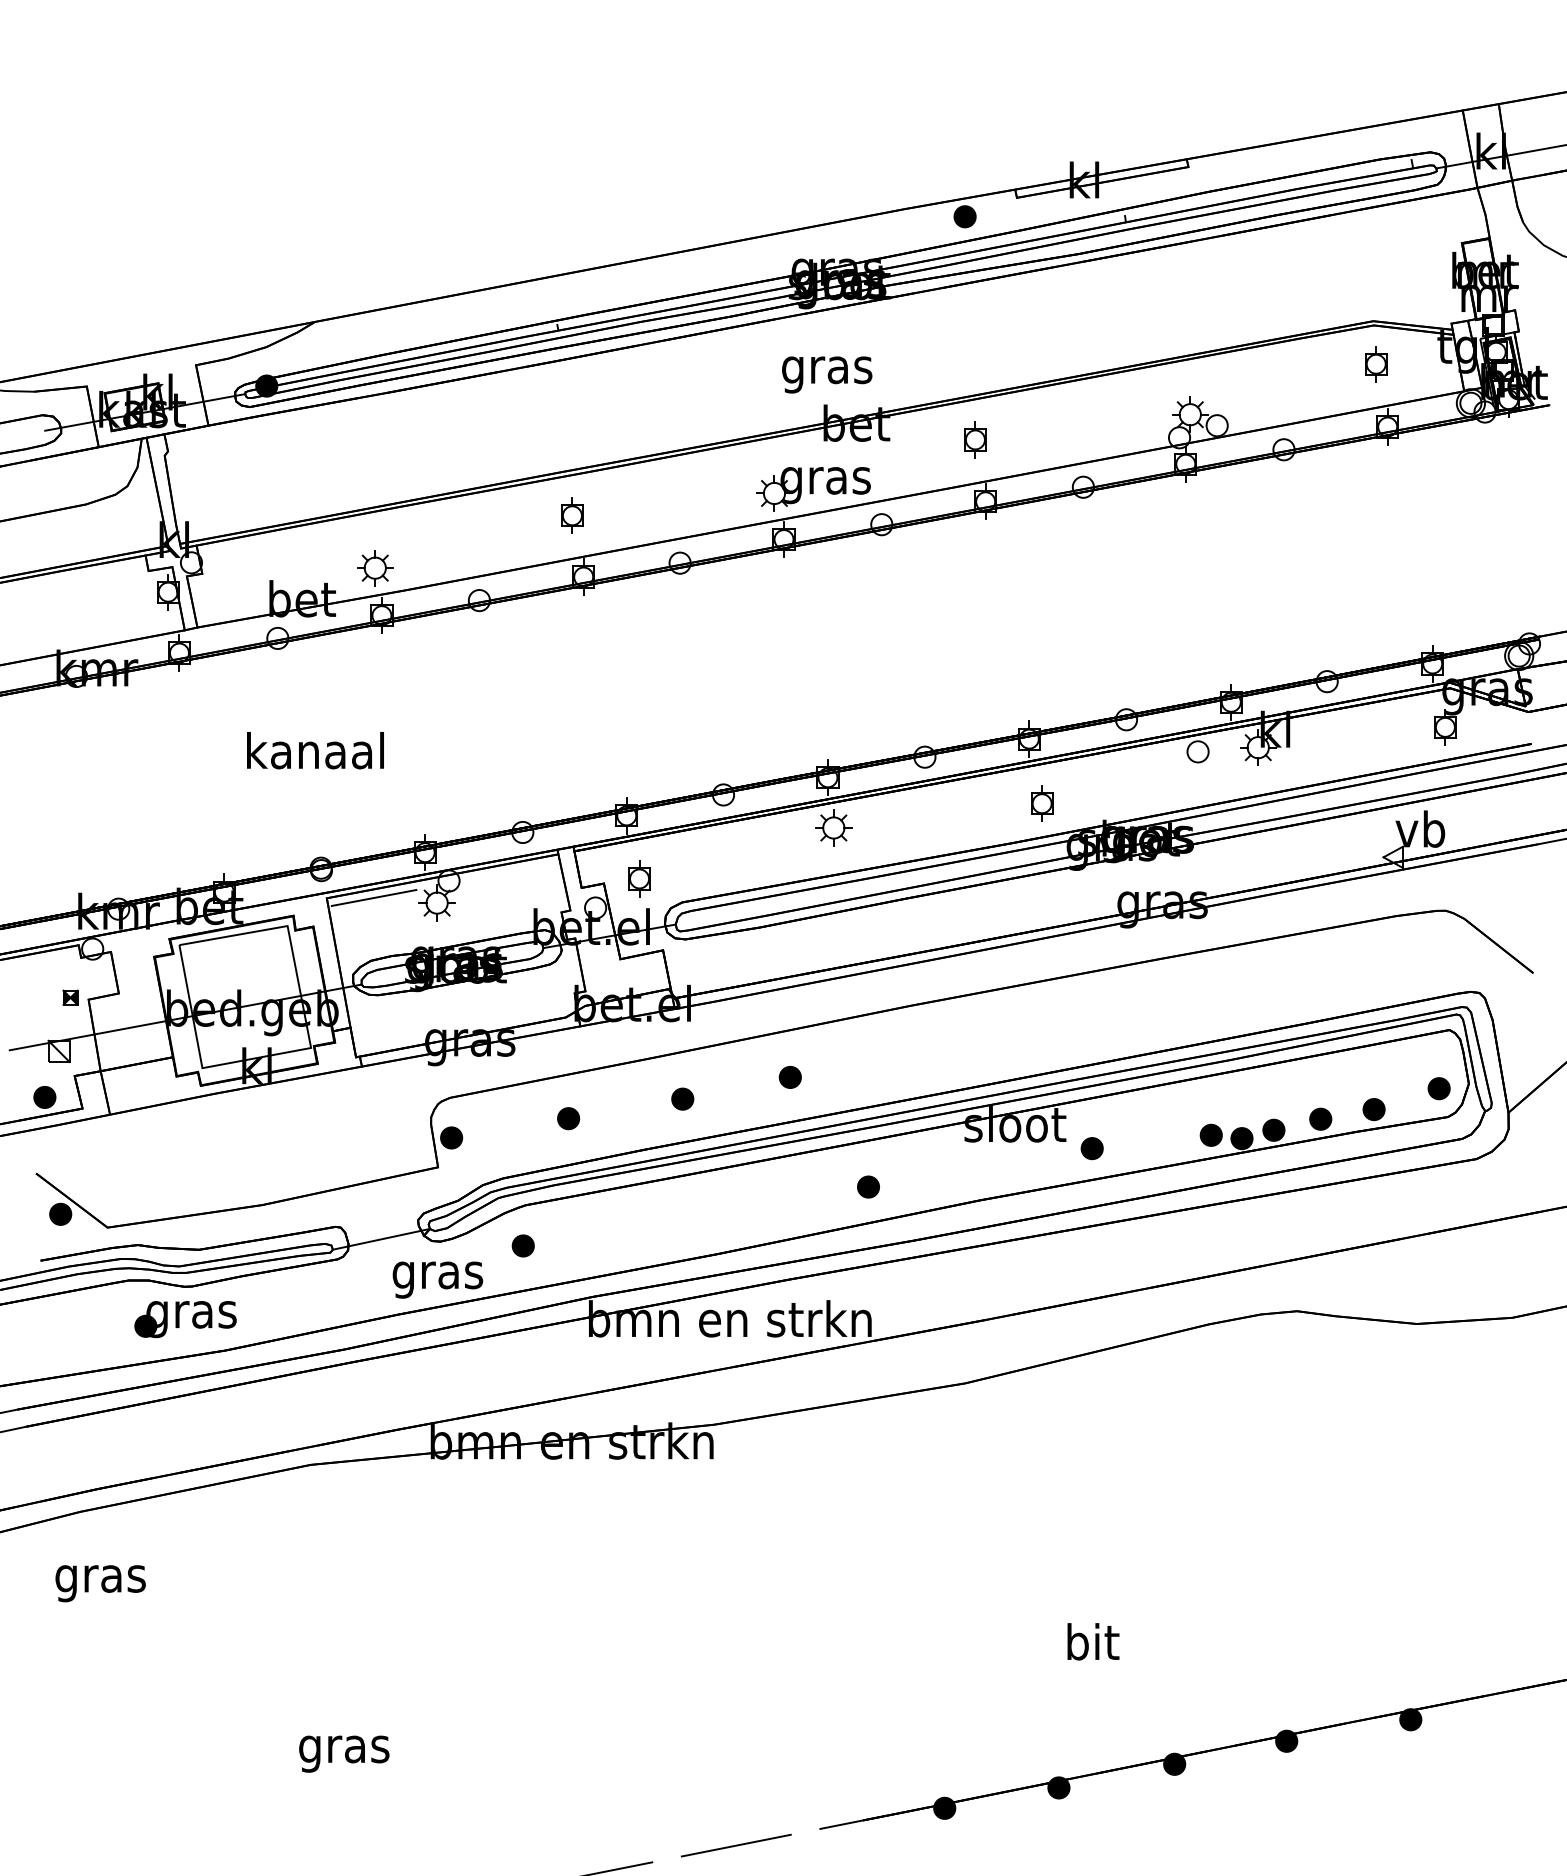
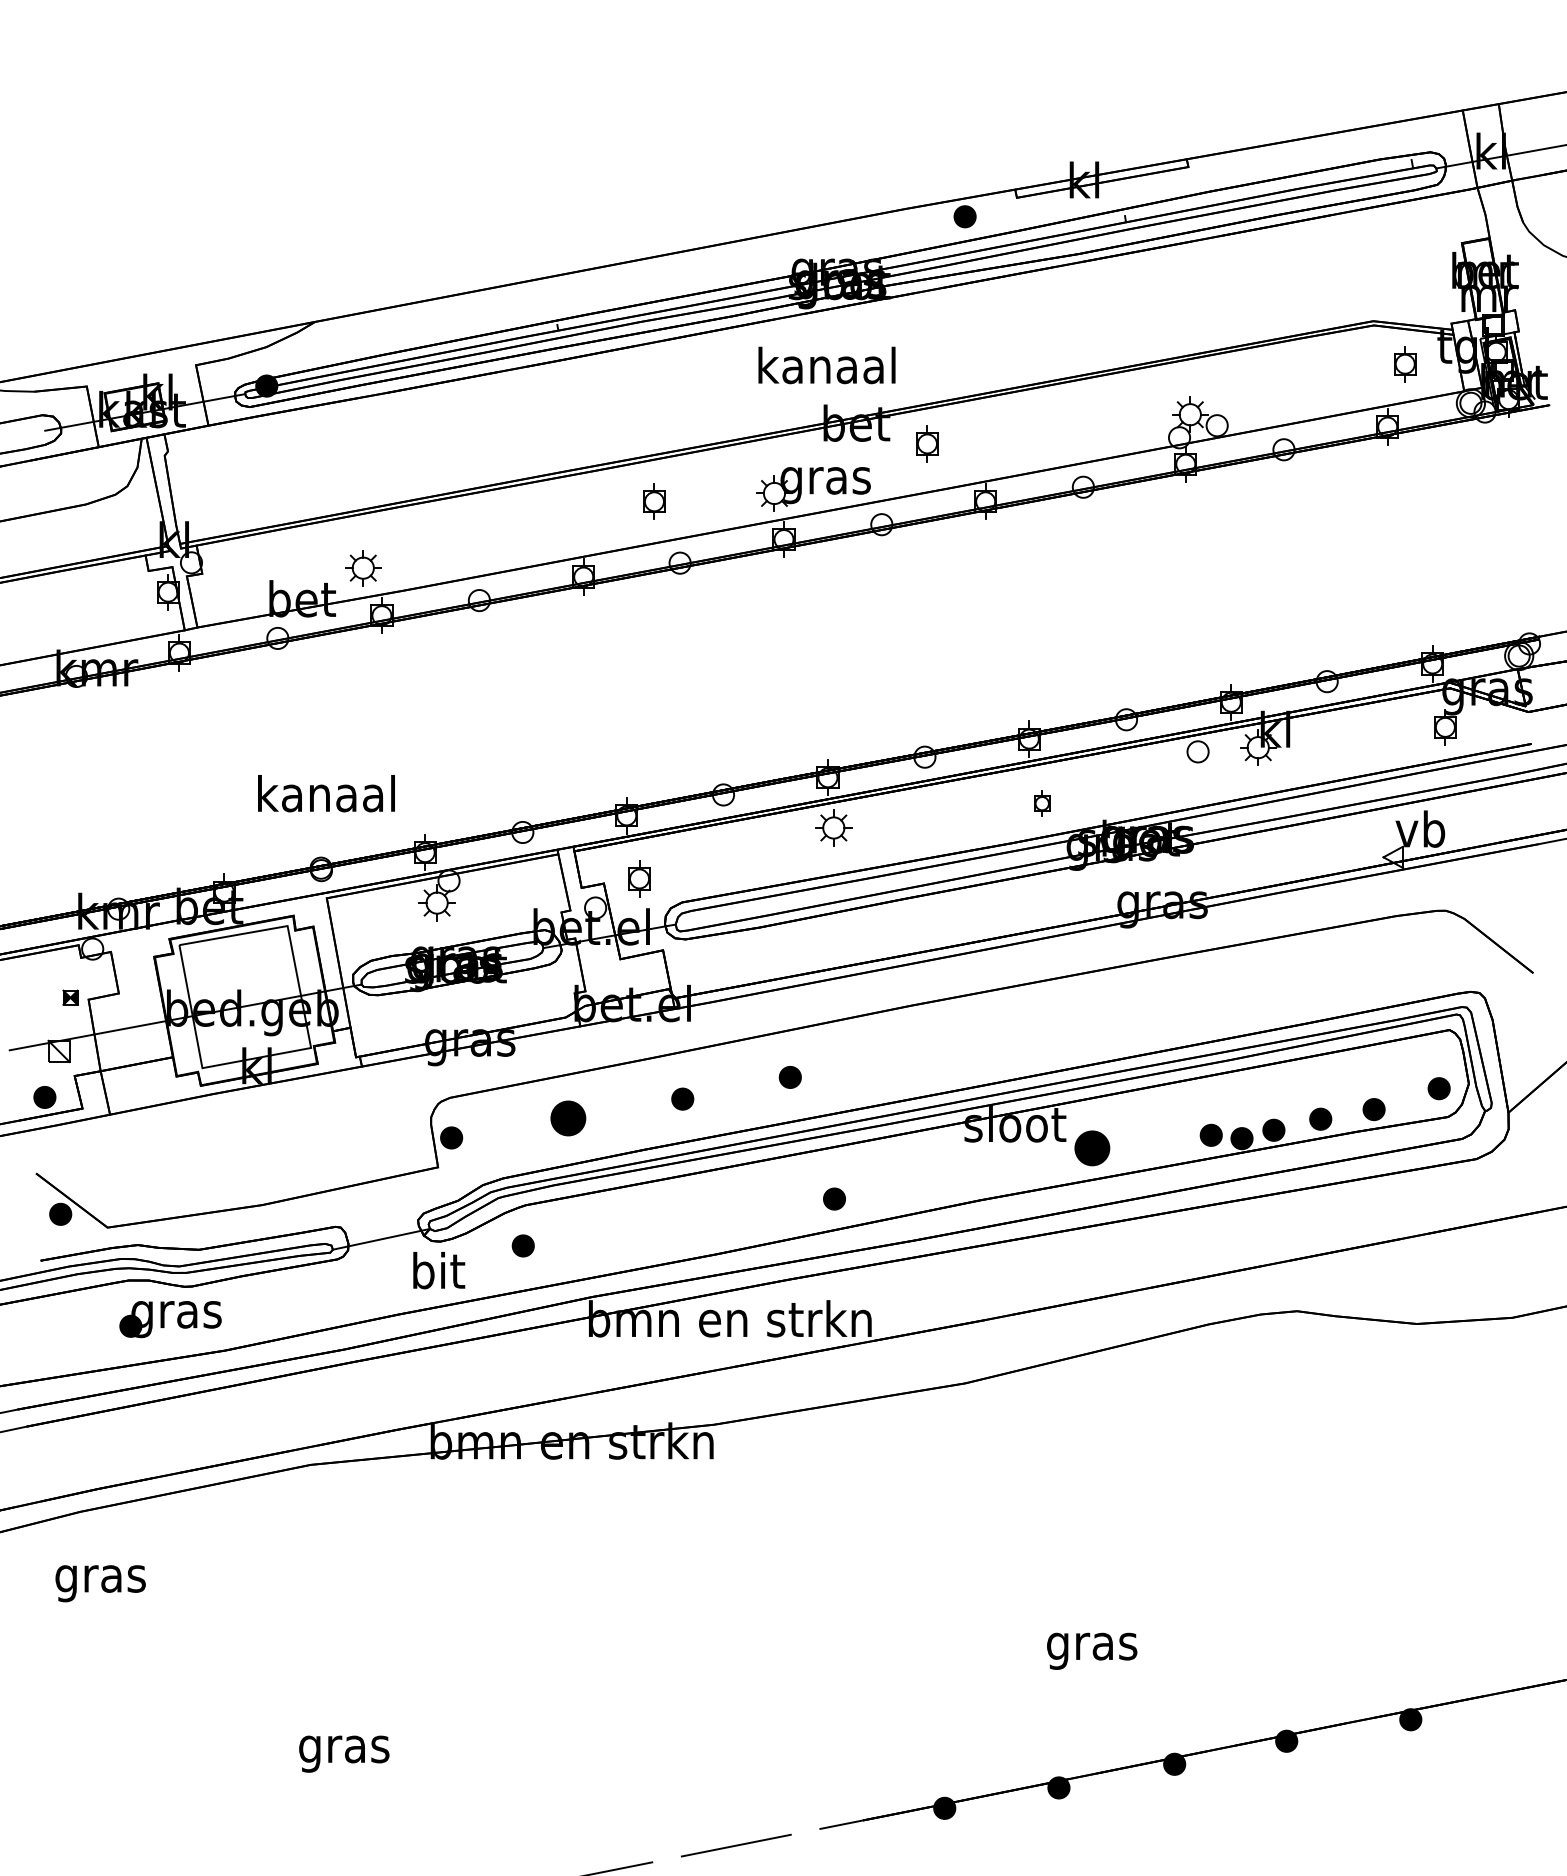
part position: (1376, 364) -> (1405, 364) (1405, 364)
text: gras -> kanaal (826, 369)
part position: (975, 439) -> (927, 443) (927, 443)
part position: (572, 515) -> (654, 501) (654, 501)
part position: (375, 568) -> (363, 568) (363, 568)
text position: (315, 750) -> (326, 793) (326, 793)
part size: 23x37 px -> 17x27 px (1042, 803)
line: present -> none (373, 897)
part size: 24x24 px -> 37x37 px (568, 1118)
part size: 24x24 px -> 37x37 px (1092, 1148)
part position: (868, 1186) -> (834, 1198) (834, 1198)
text: gras -> bit (437, 1275)
part position: (185, 1319) -> (170, 1319) (170, 1319)
text: bit -> gras (1092, 1646)
